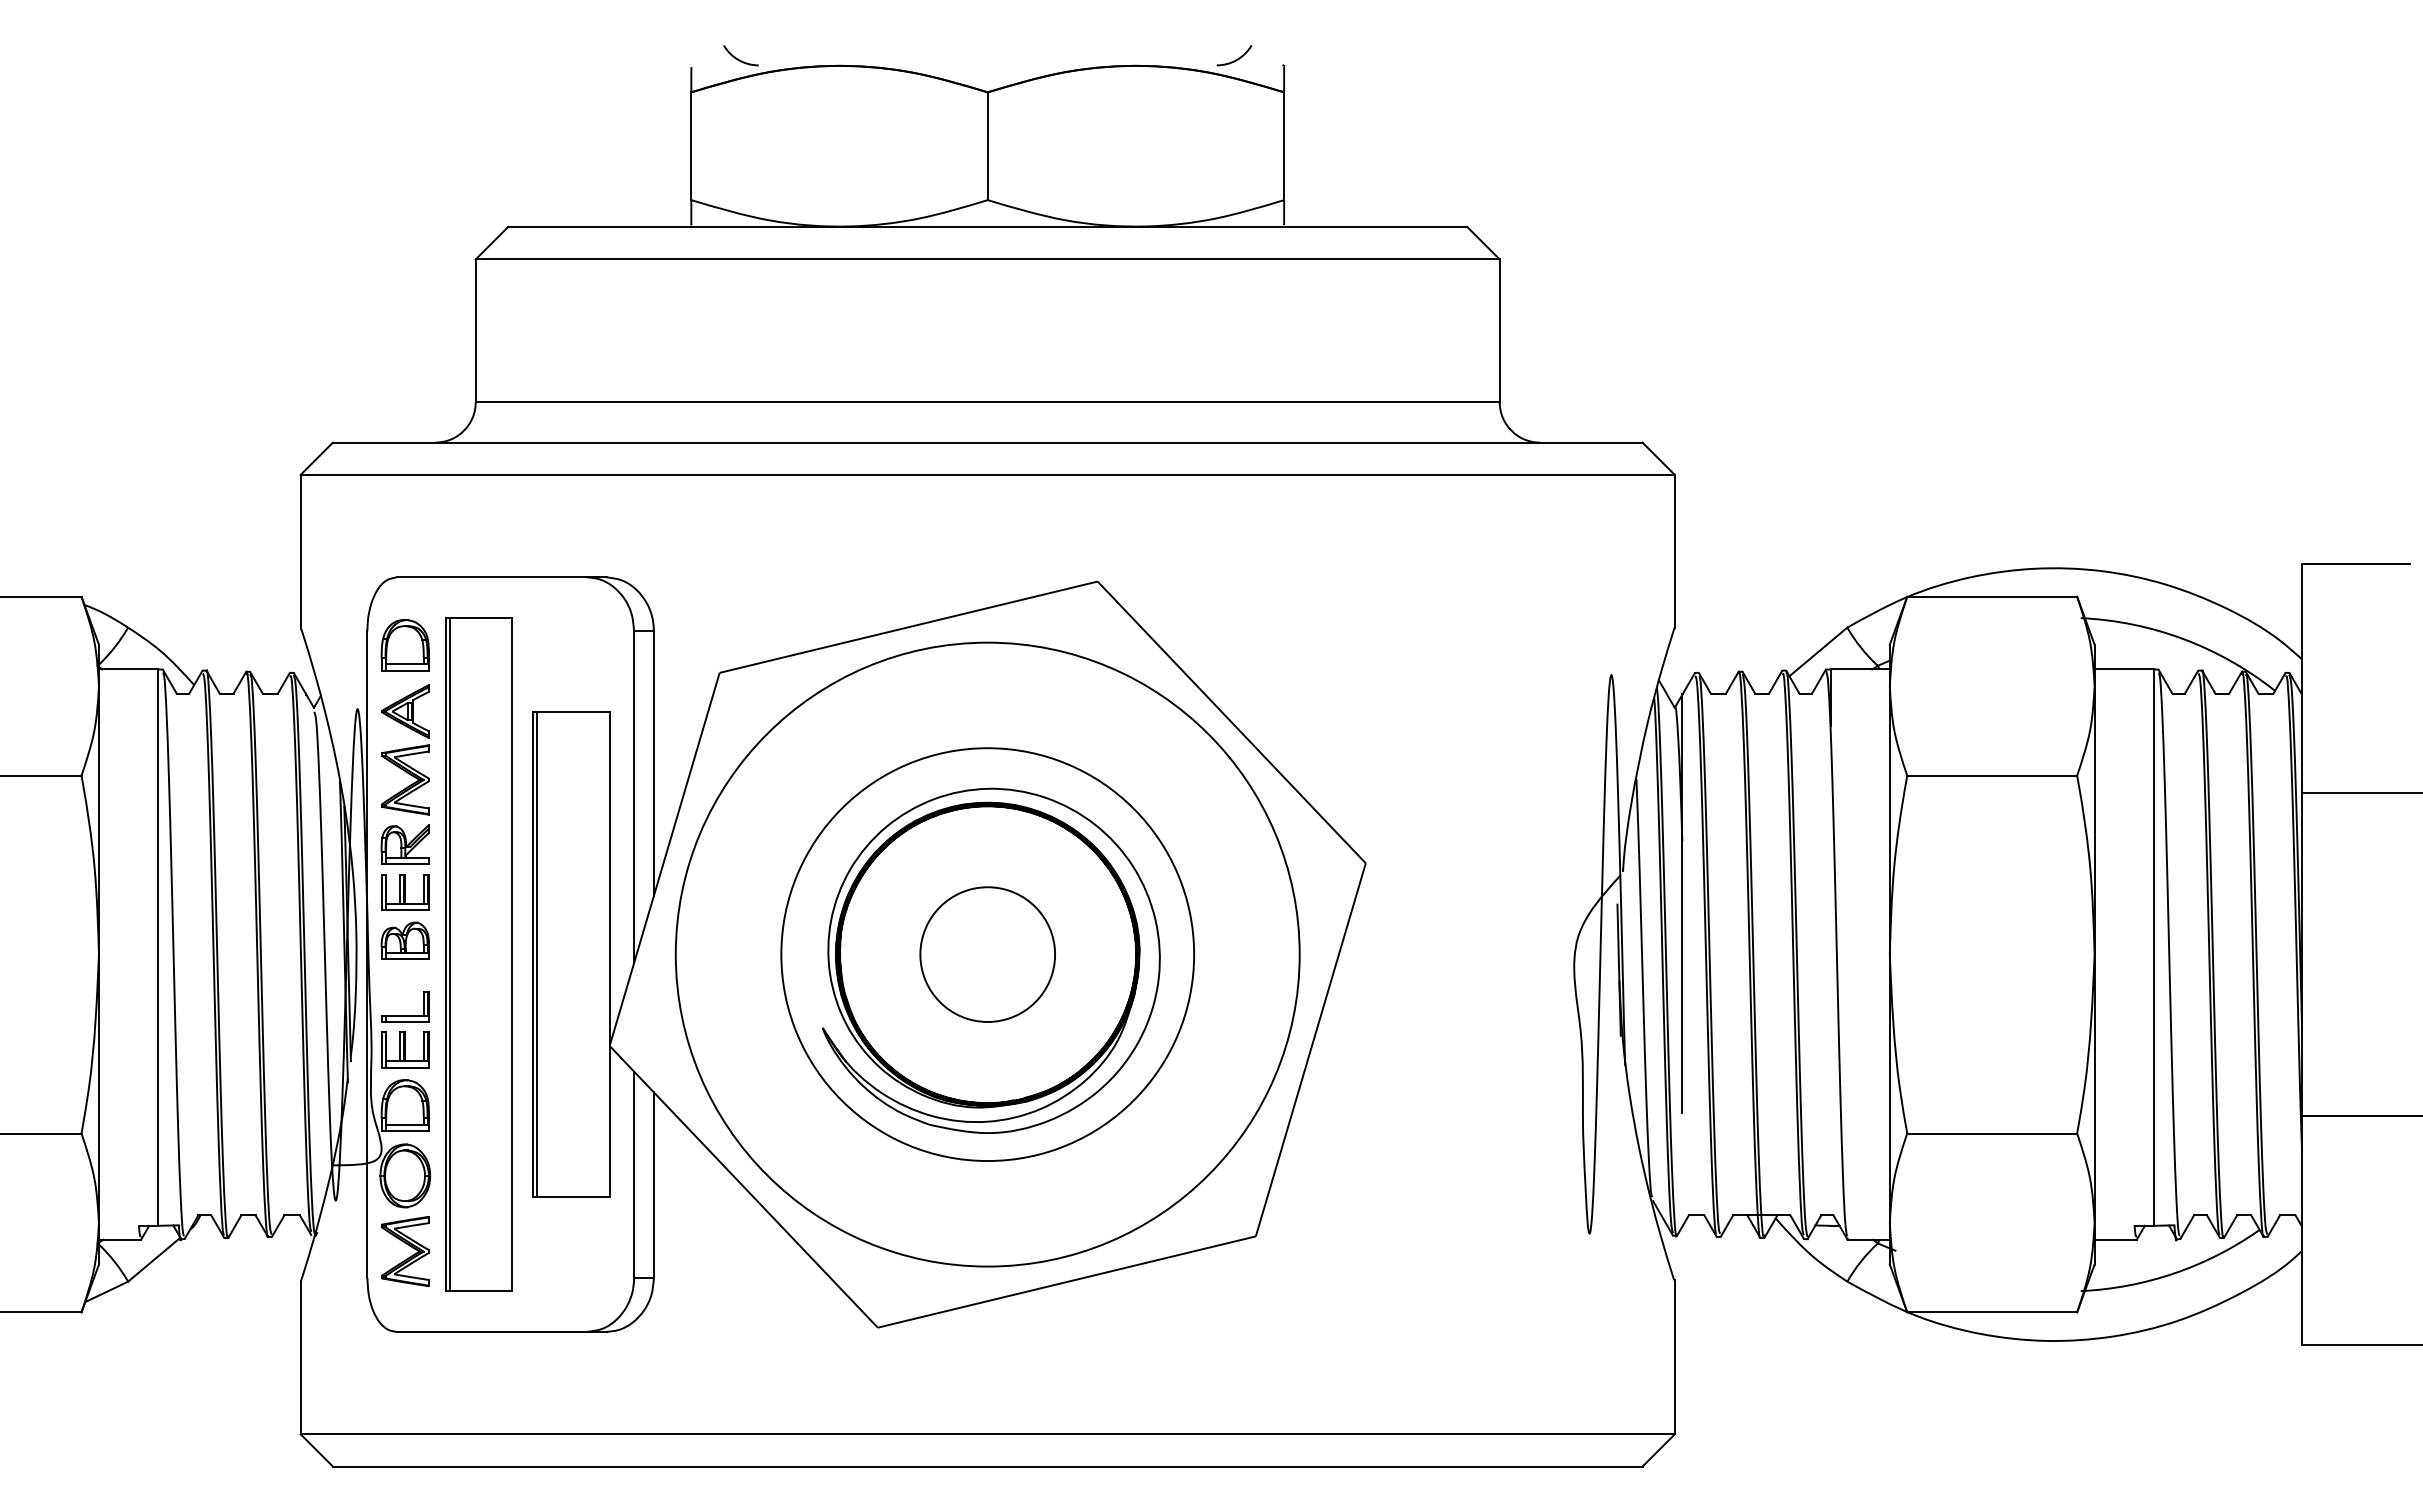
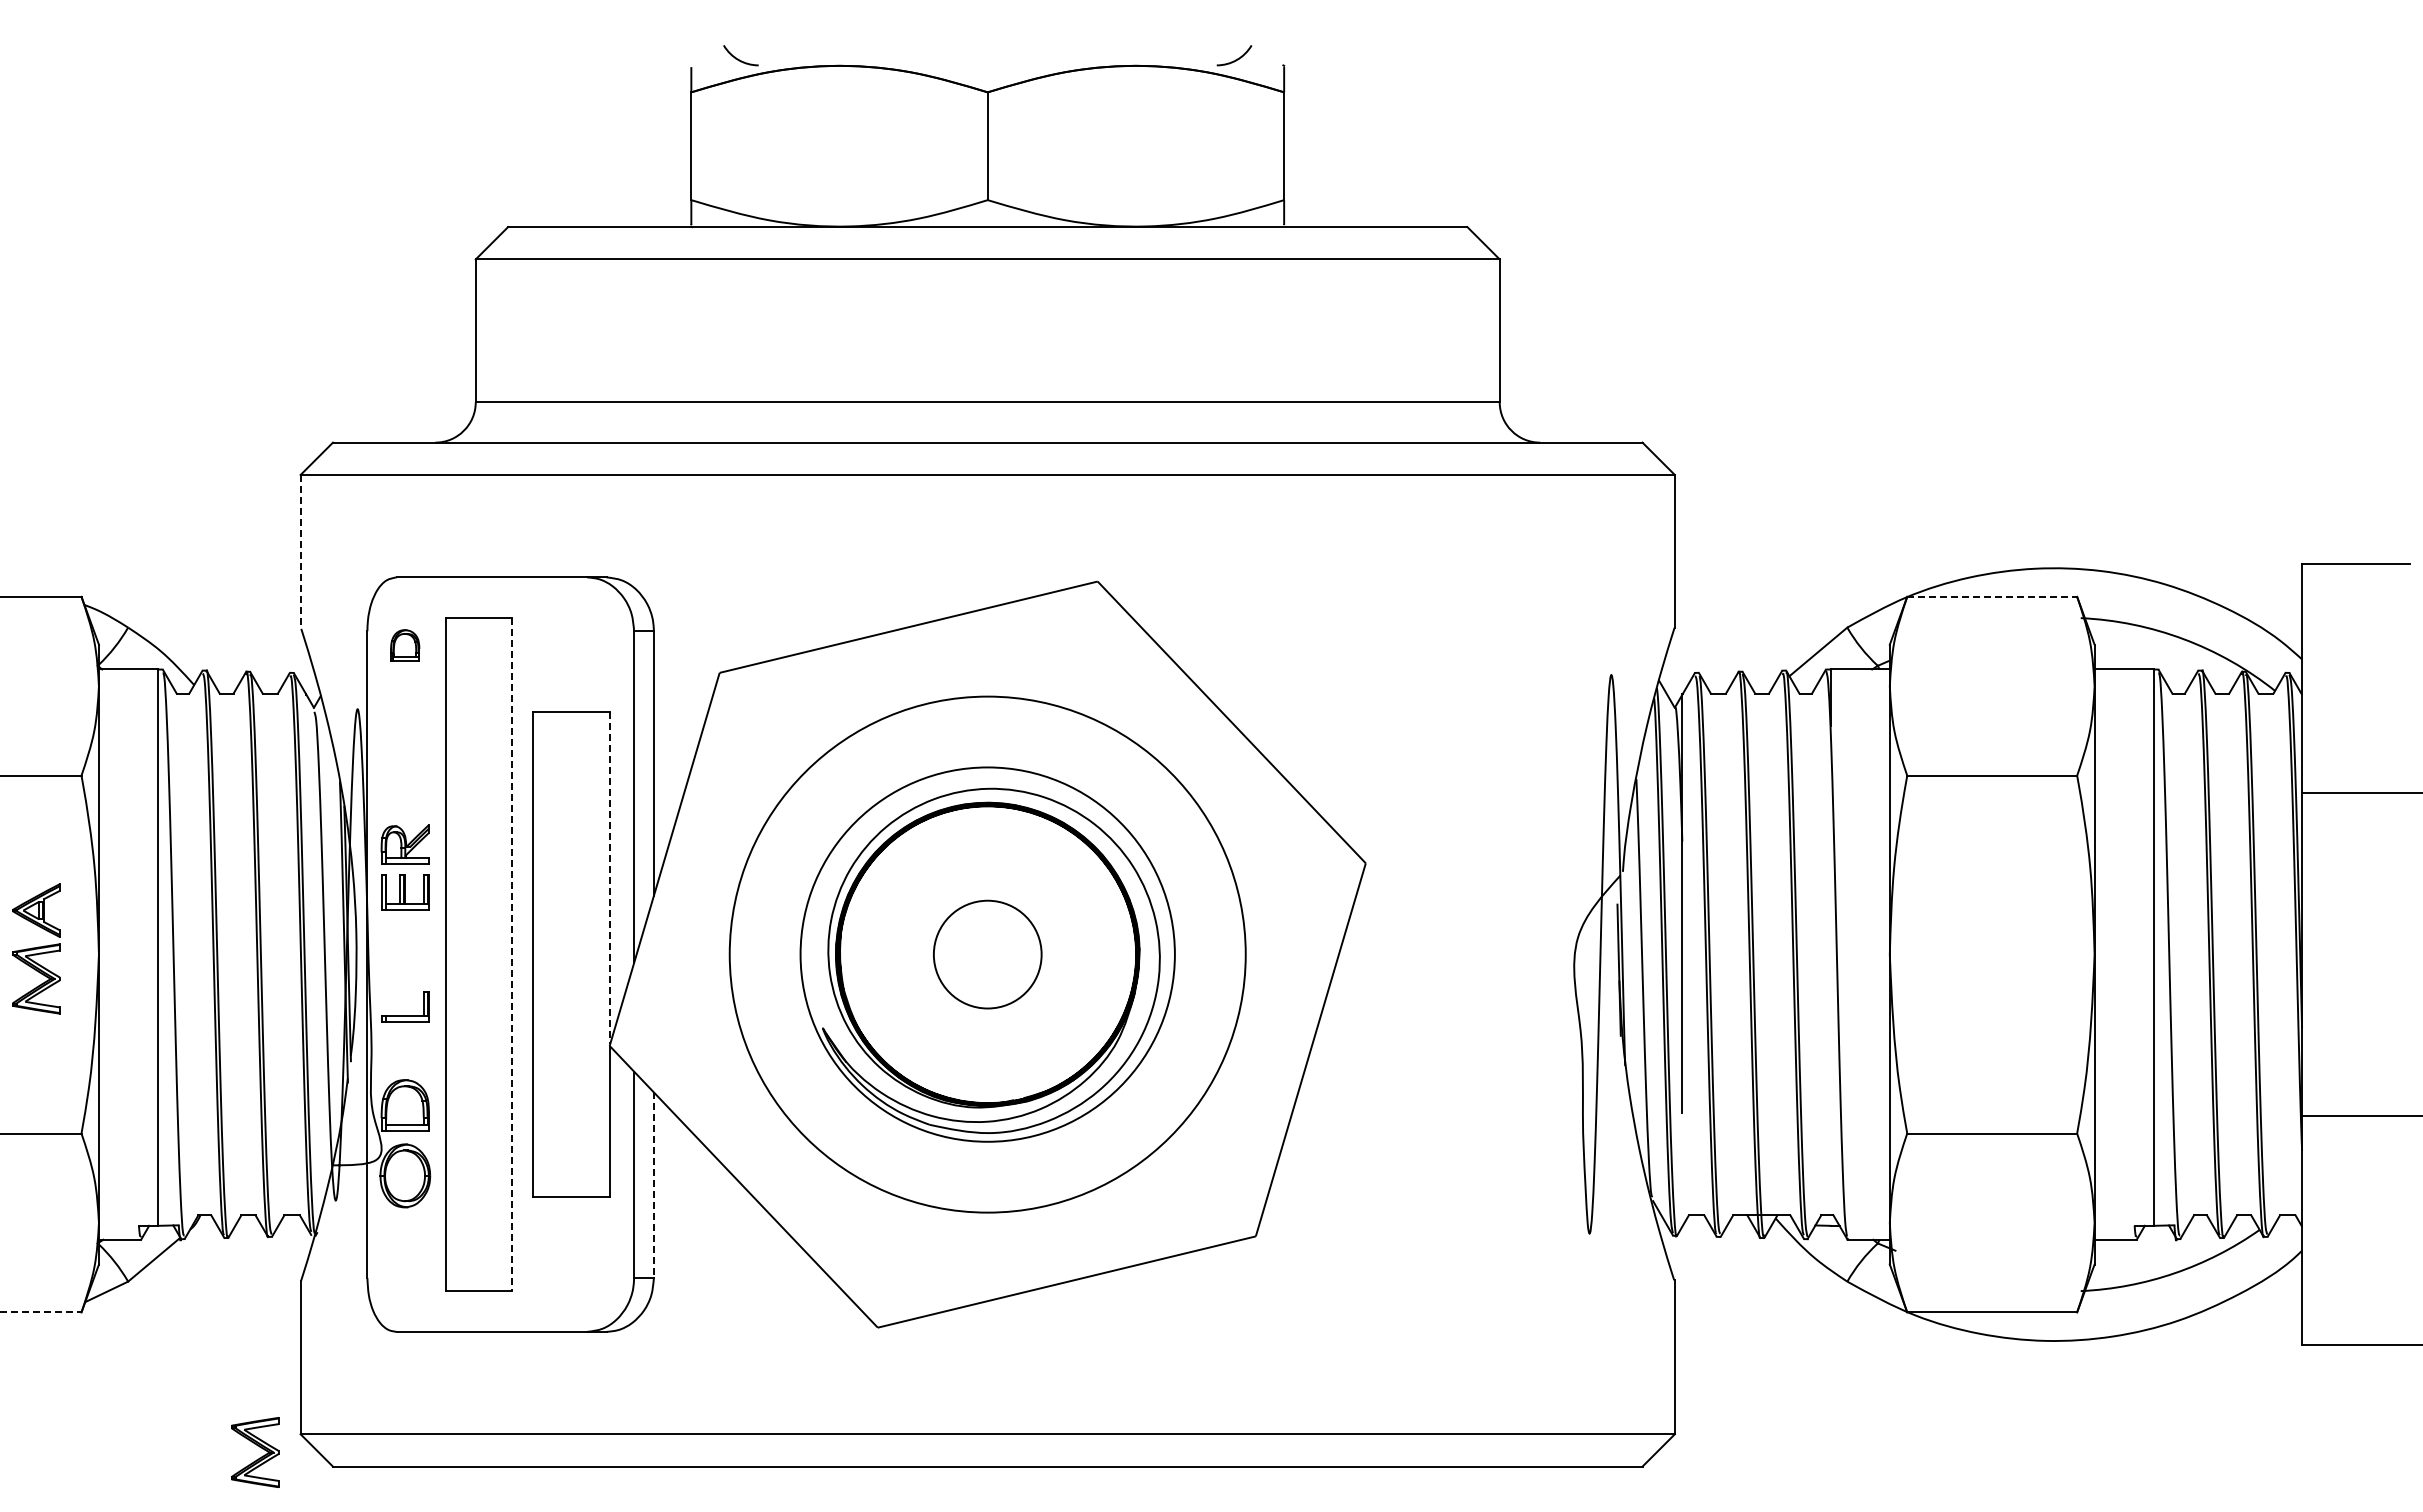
line: solid -> dashed (300, 551)
line: solid -> dashed (1992, 596)
part size: 50x53 px -> 31x33 px (405, 645)
part position: (405, 749) -> (36, 948) (36, 948)
line: solid -> dashed (610, 878)
part: present -> none (404, 940)
line: present -> none (449, 954)
line: solid -> dashed (512, 954)
line: present -> none (536, 954)
circle diameter: 135 px -> 108 px (987, 954)
circle diameter: 413 px -> 516 px (987, 954)
circle diameter: 624 px -> 374 px (987, 954)
part: present -> none (405, 1049)
line: solid -> dashed (653, 1185)
part position: (407, 1245) -> (257, 1446) (257, 1446)
line: solid -> dashed (41, 1312)
